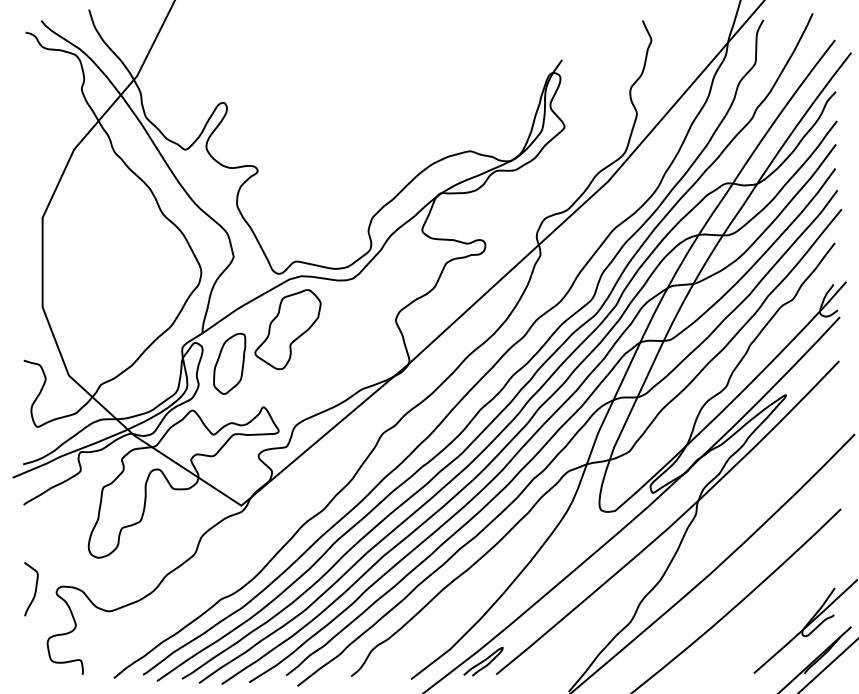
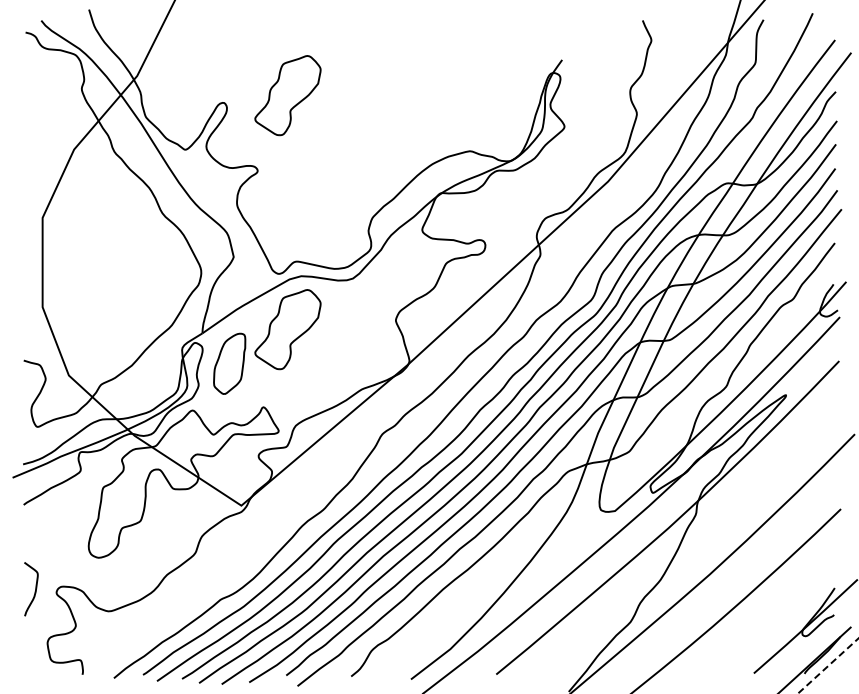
part: none -> present (287, 95)
curve: present -> none (483, 661)
line: solid -> dashed (828, 666)
